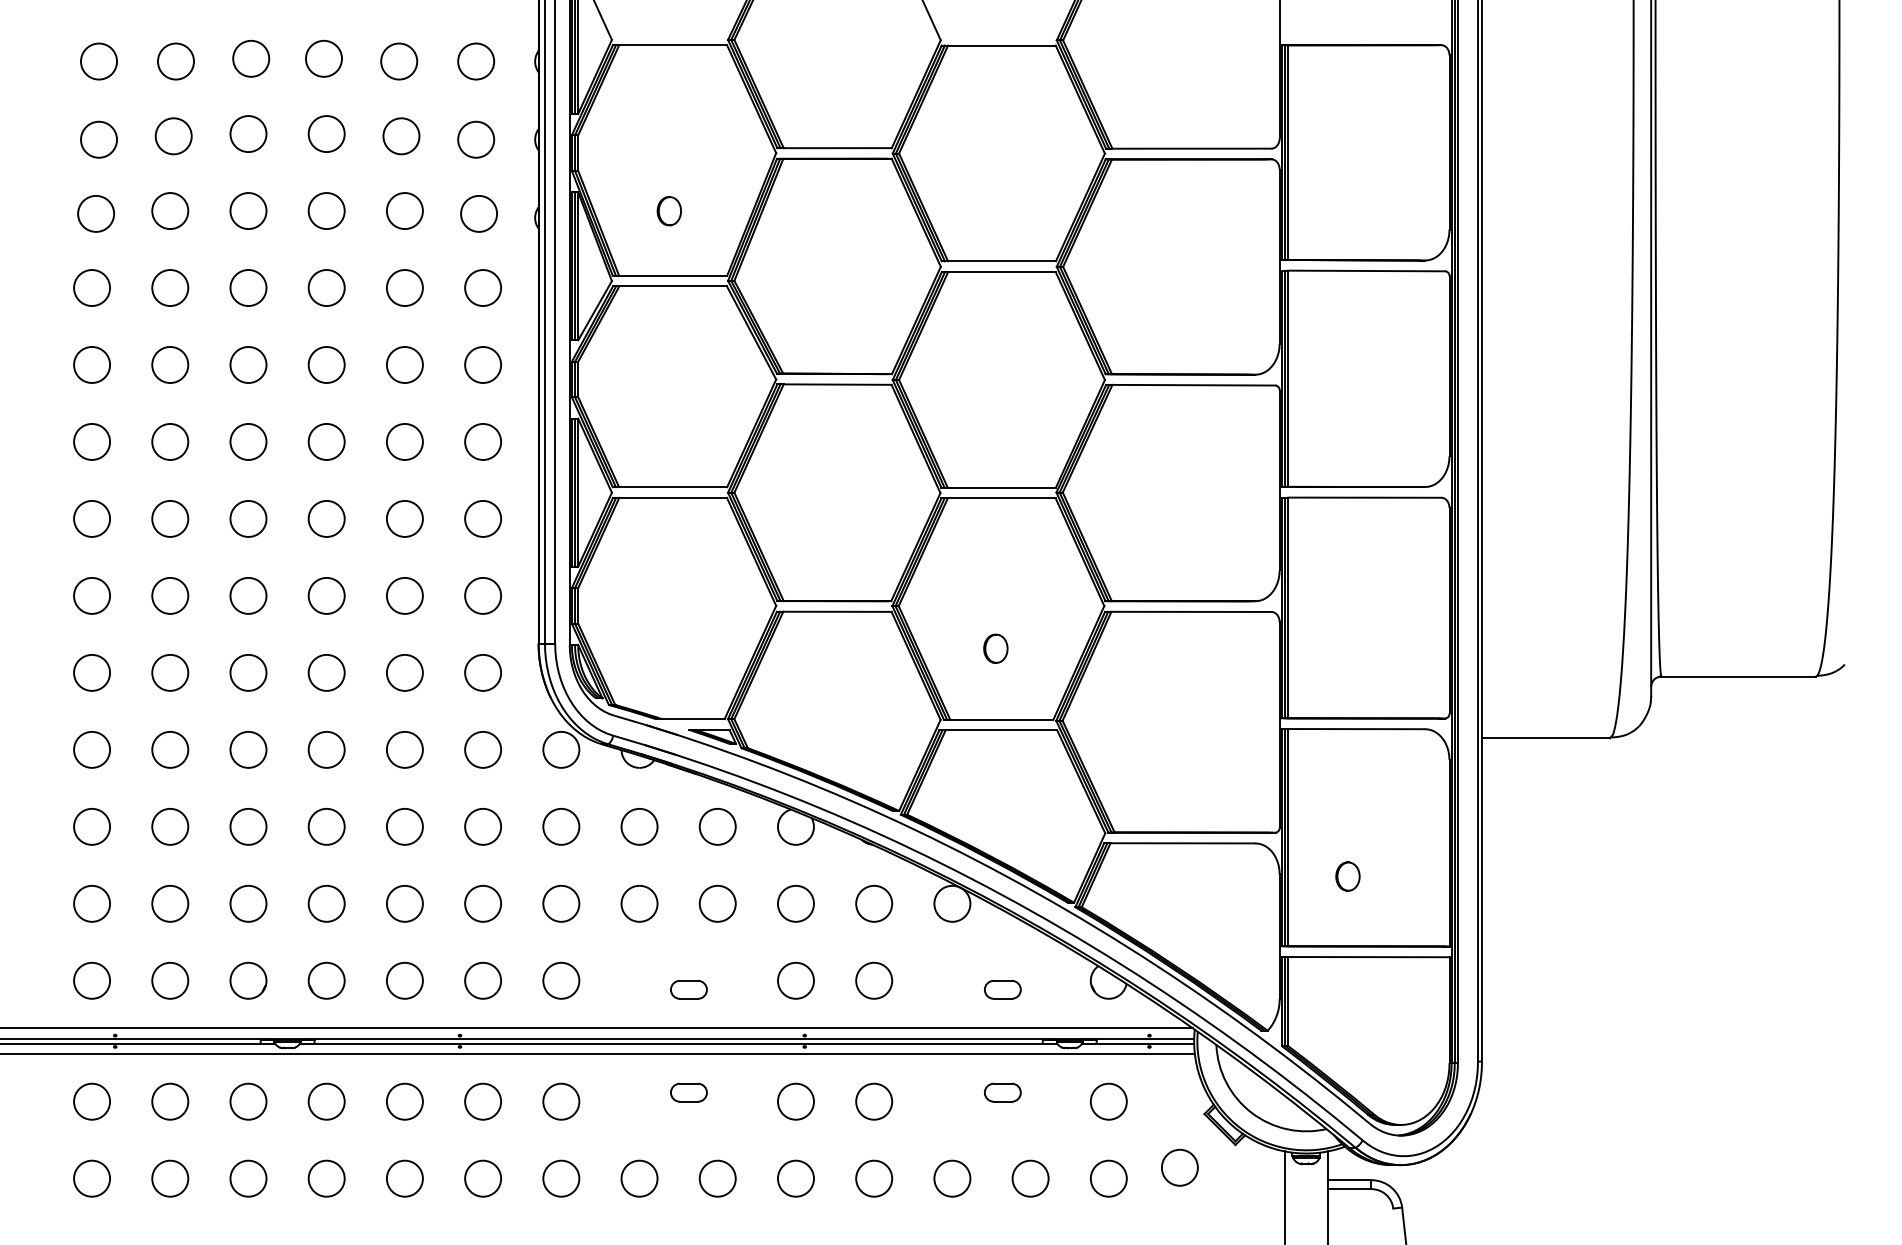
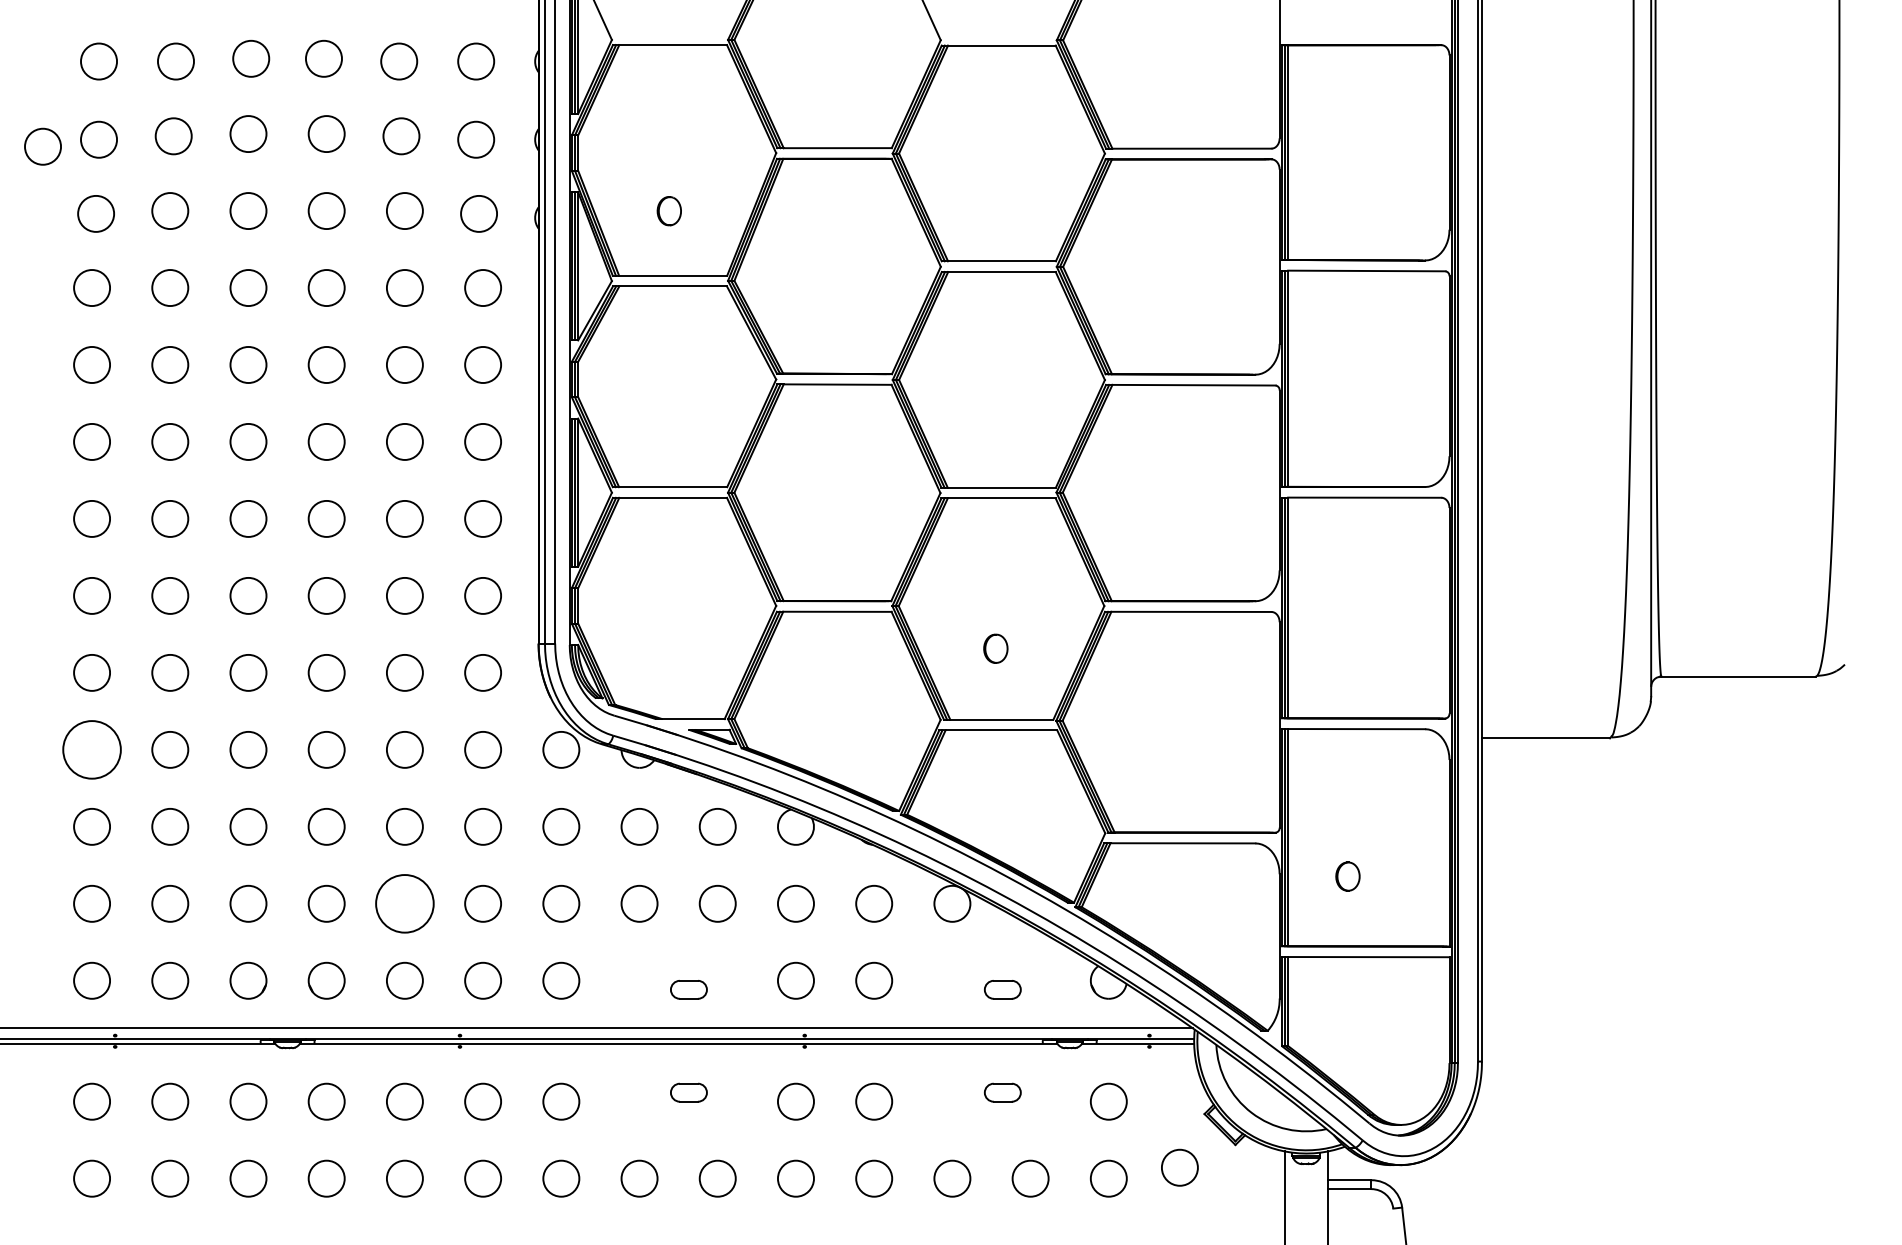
circle: none -> present (42, 146)
circle diameter: 36 px -> 58 px (91, 749)
circle diameter: 36 px -> 58 px (404, 903)
line: present -> none (598, 1054)
